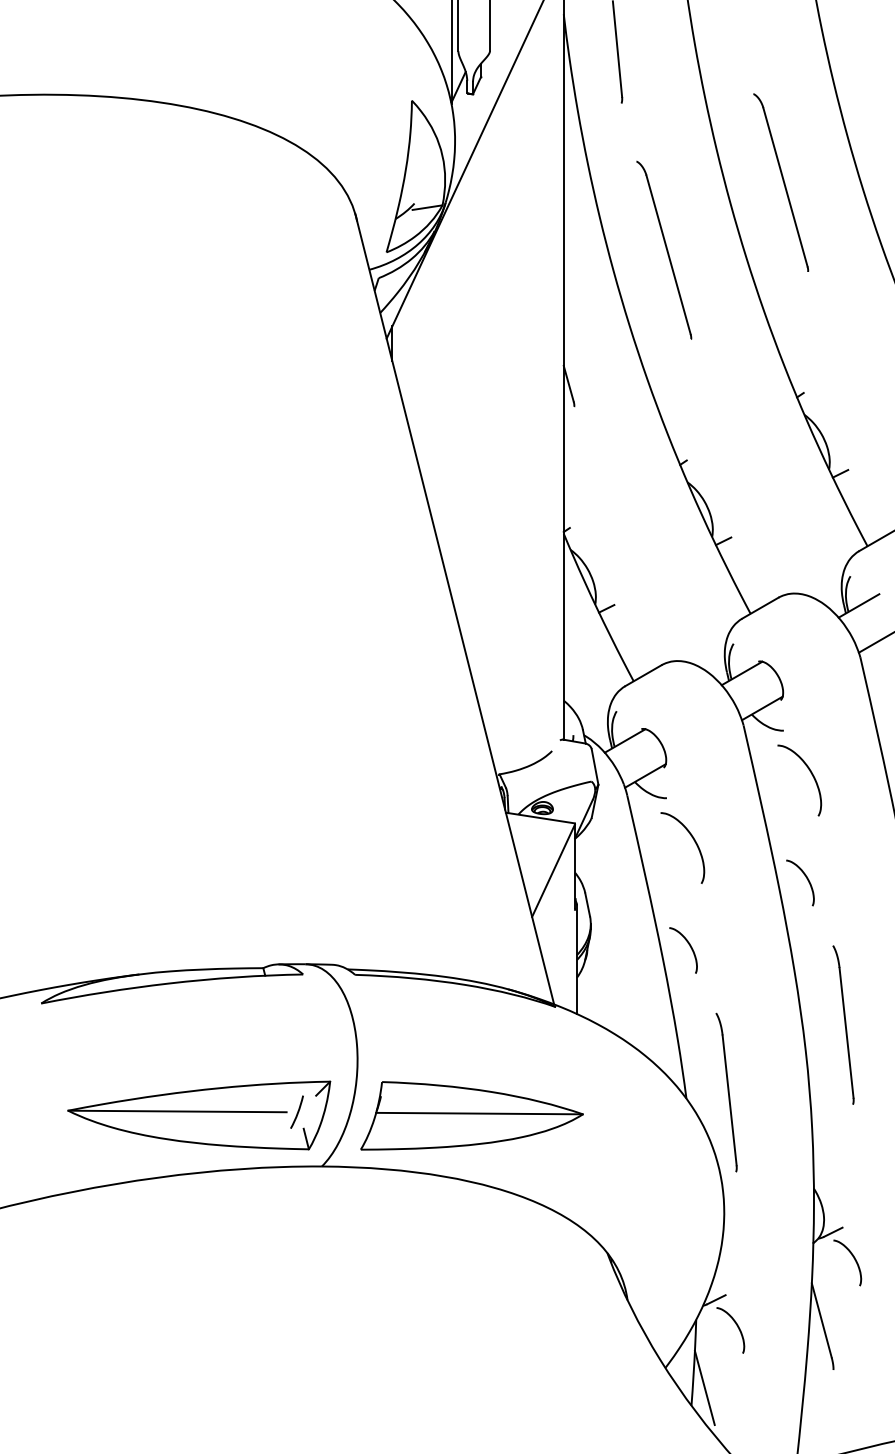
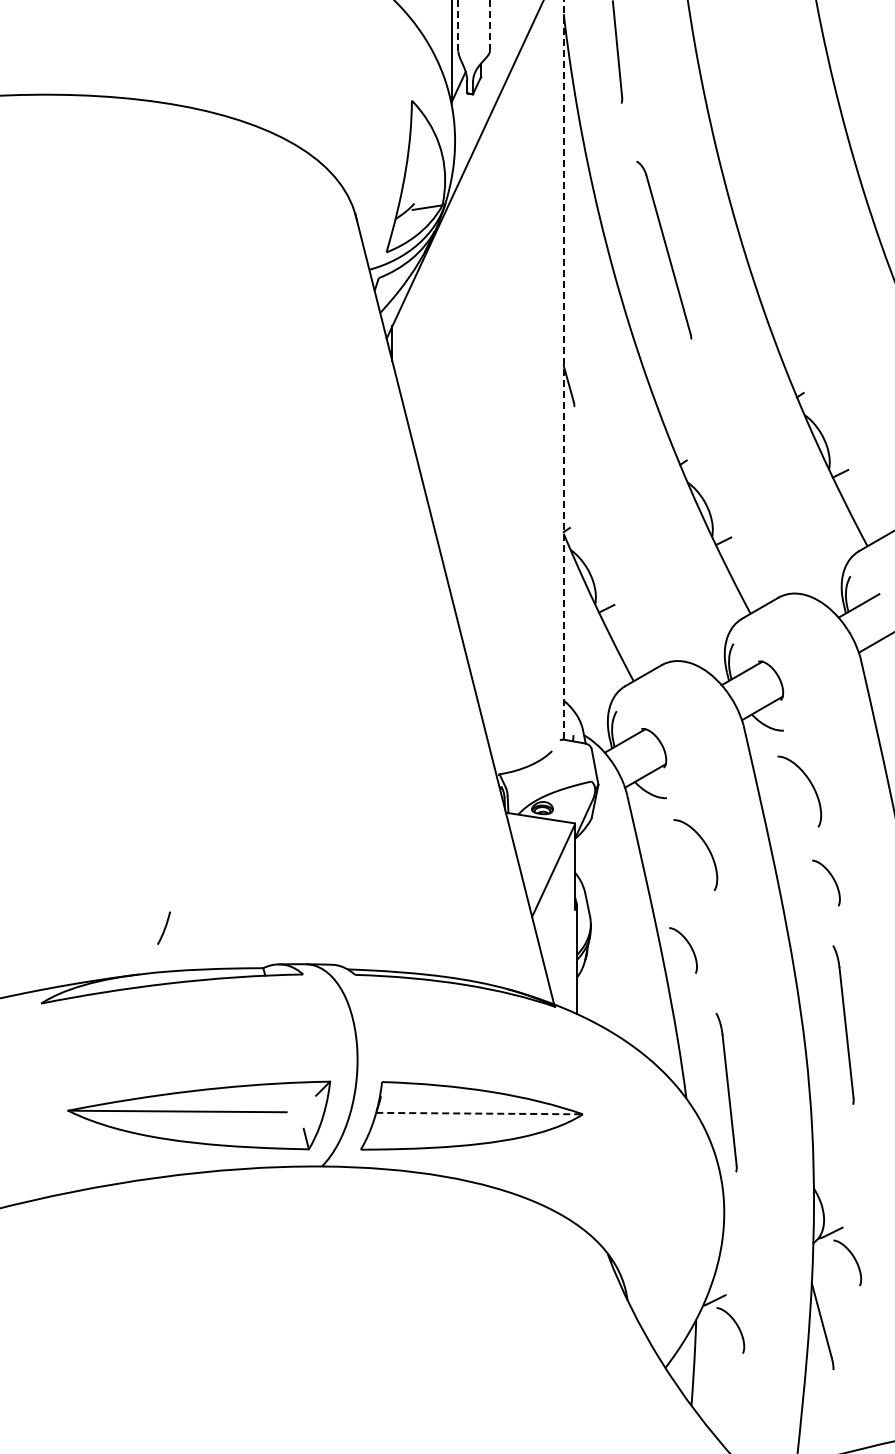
line: solid -> dashed (458, 25)
line: solid -> dashed (489, 25)
part: present -> none (781, 182)
line: solid -> dashed (563, 370)
curve position: (810, 773) -> (810, 784) (810, 784)
curve position: (694, 842) -> (707, 849) (707, 849)
curve position: (805, 877) -> (831, 877) (831, 877)
curve position: (297, 1111) -> (164, 927) (164, 927)
line: solid -> dashed (480, 1113)
line: present -> none (704, 1387)
